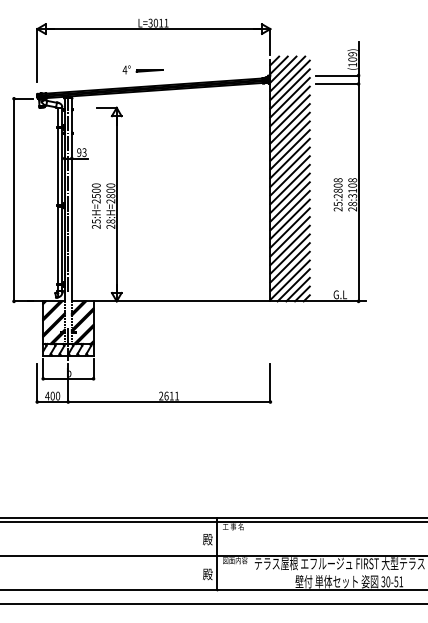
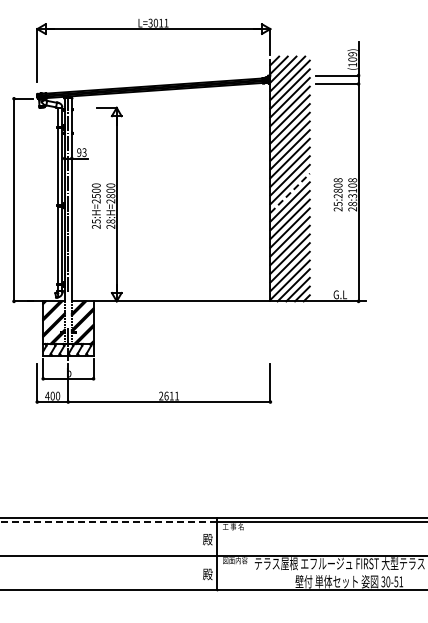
part: present -> none (142, 69)
line: solid -> dashed (290, 193)
line: solid -> dashed (108, 522)
line: present -> none (213, 604)
